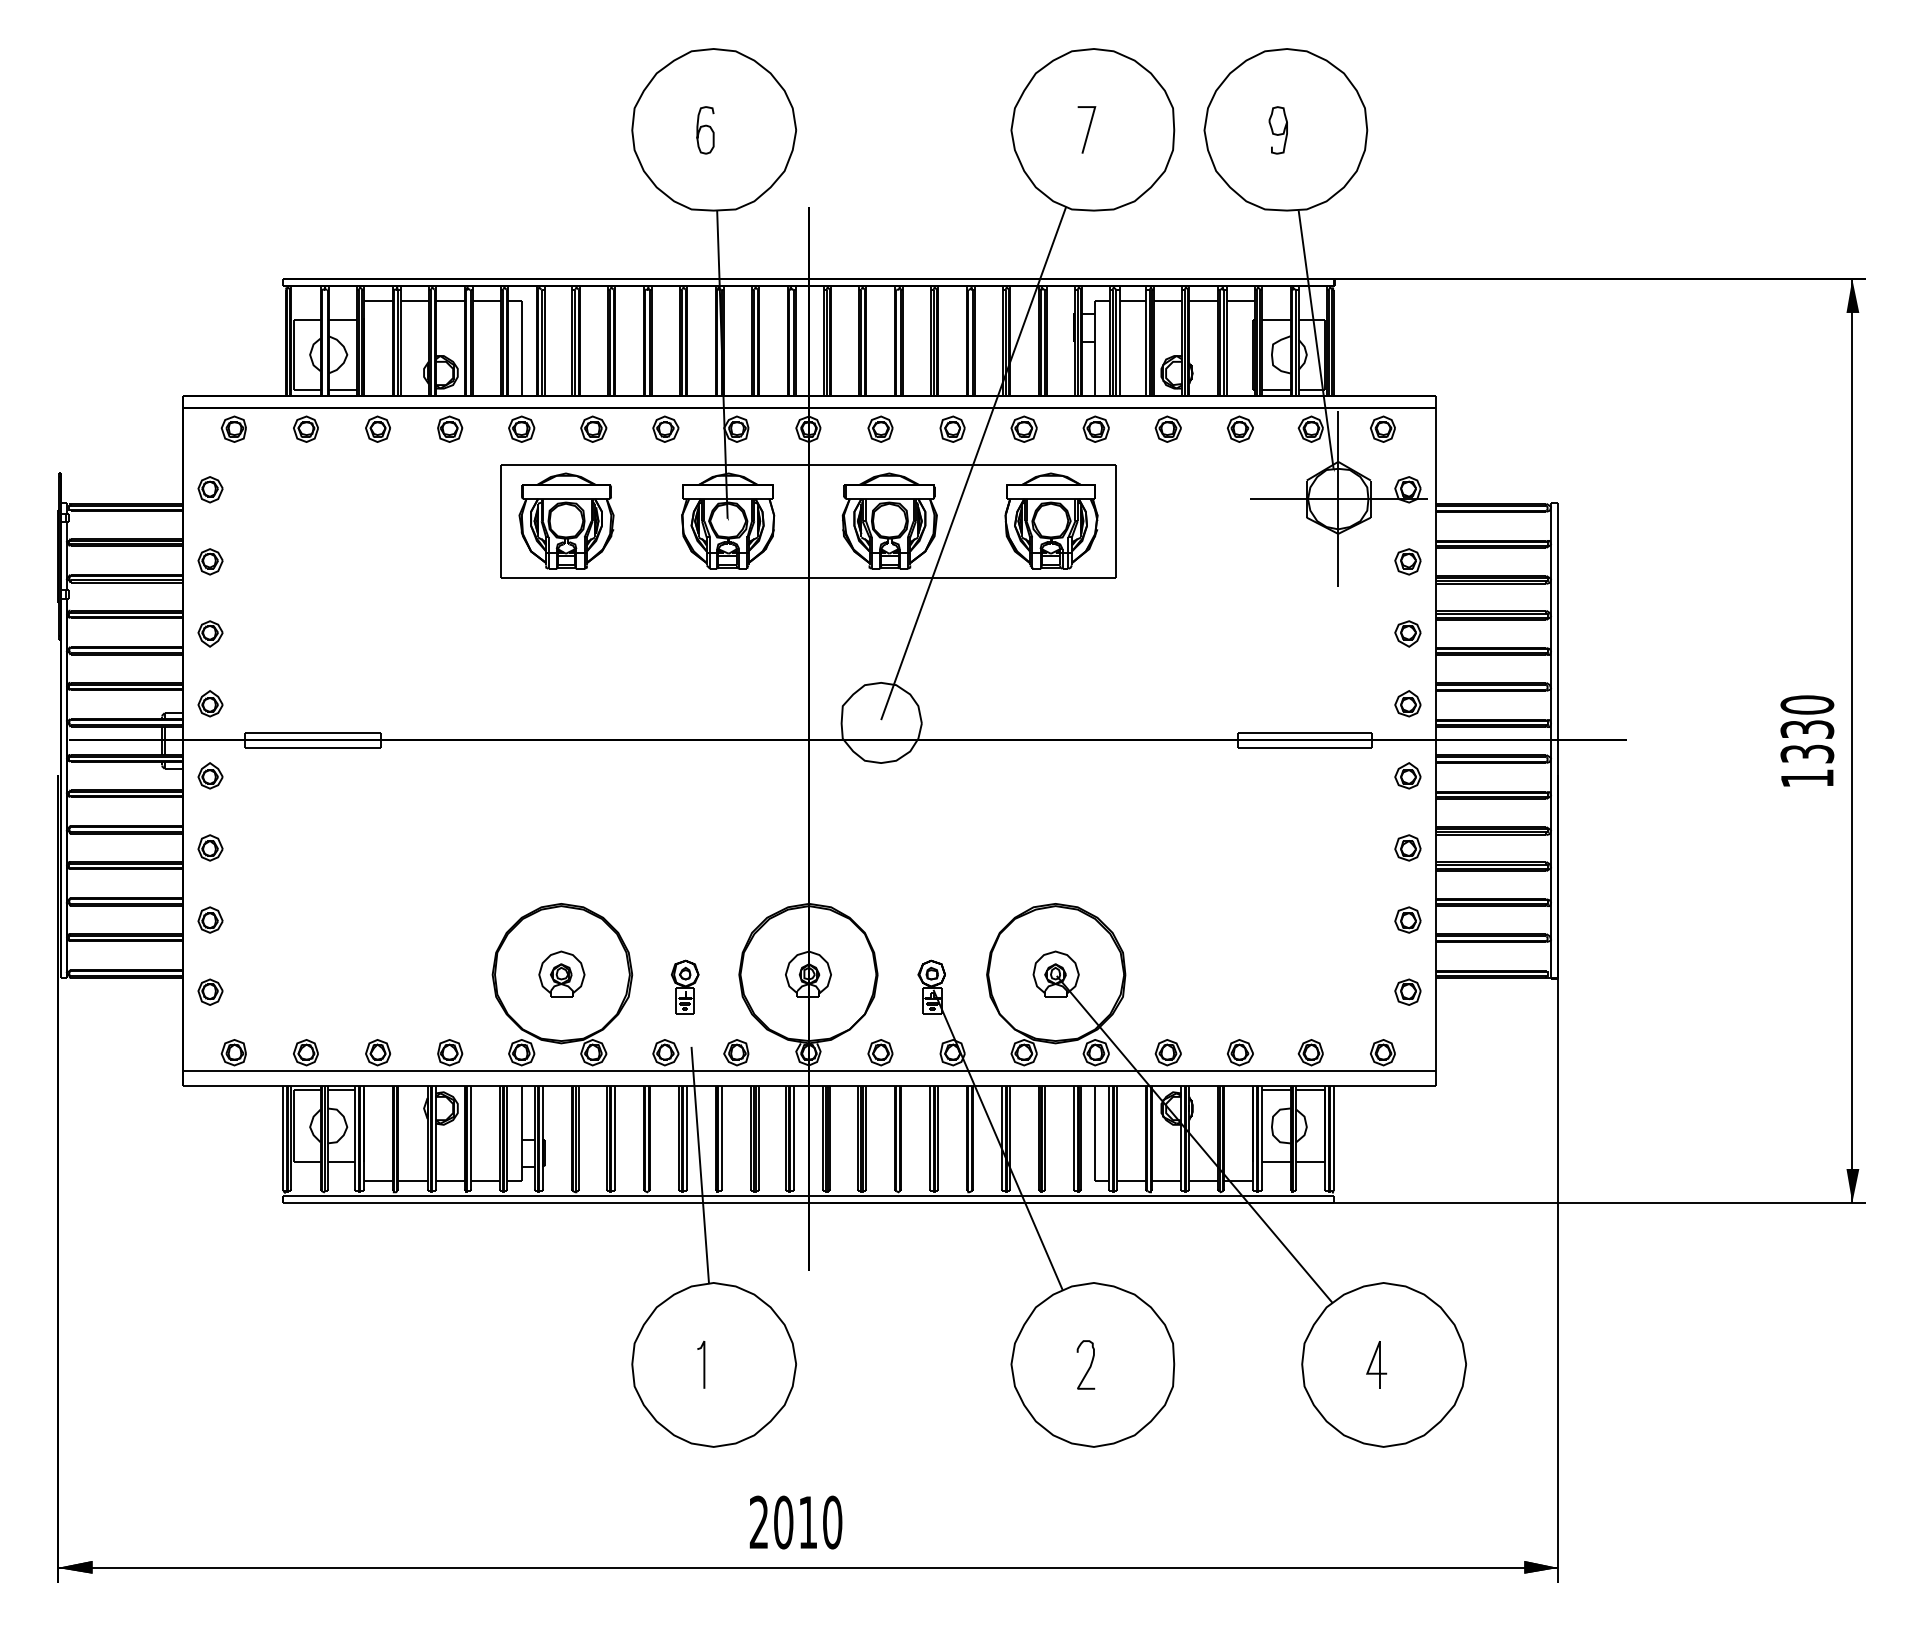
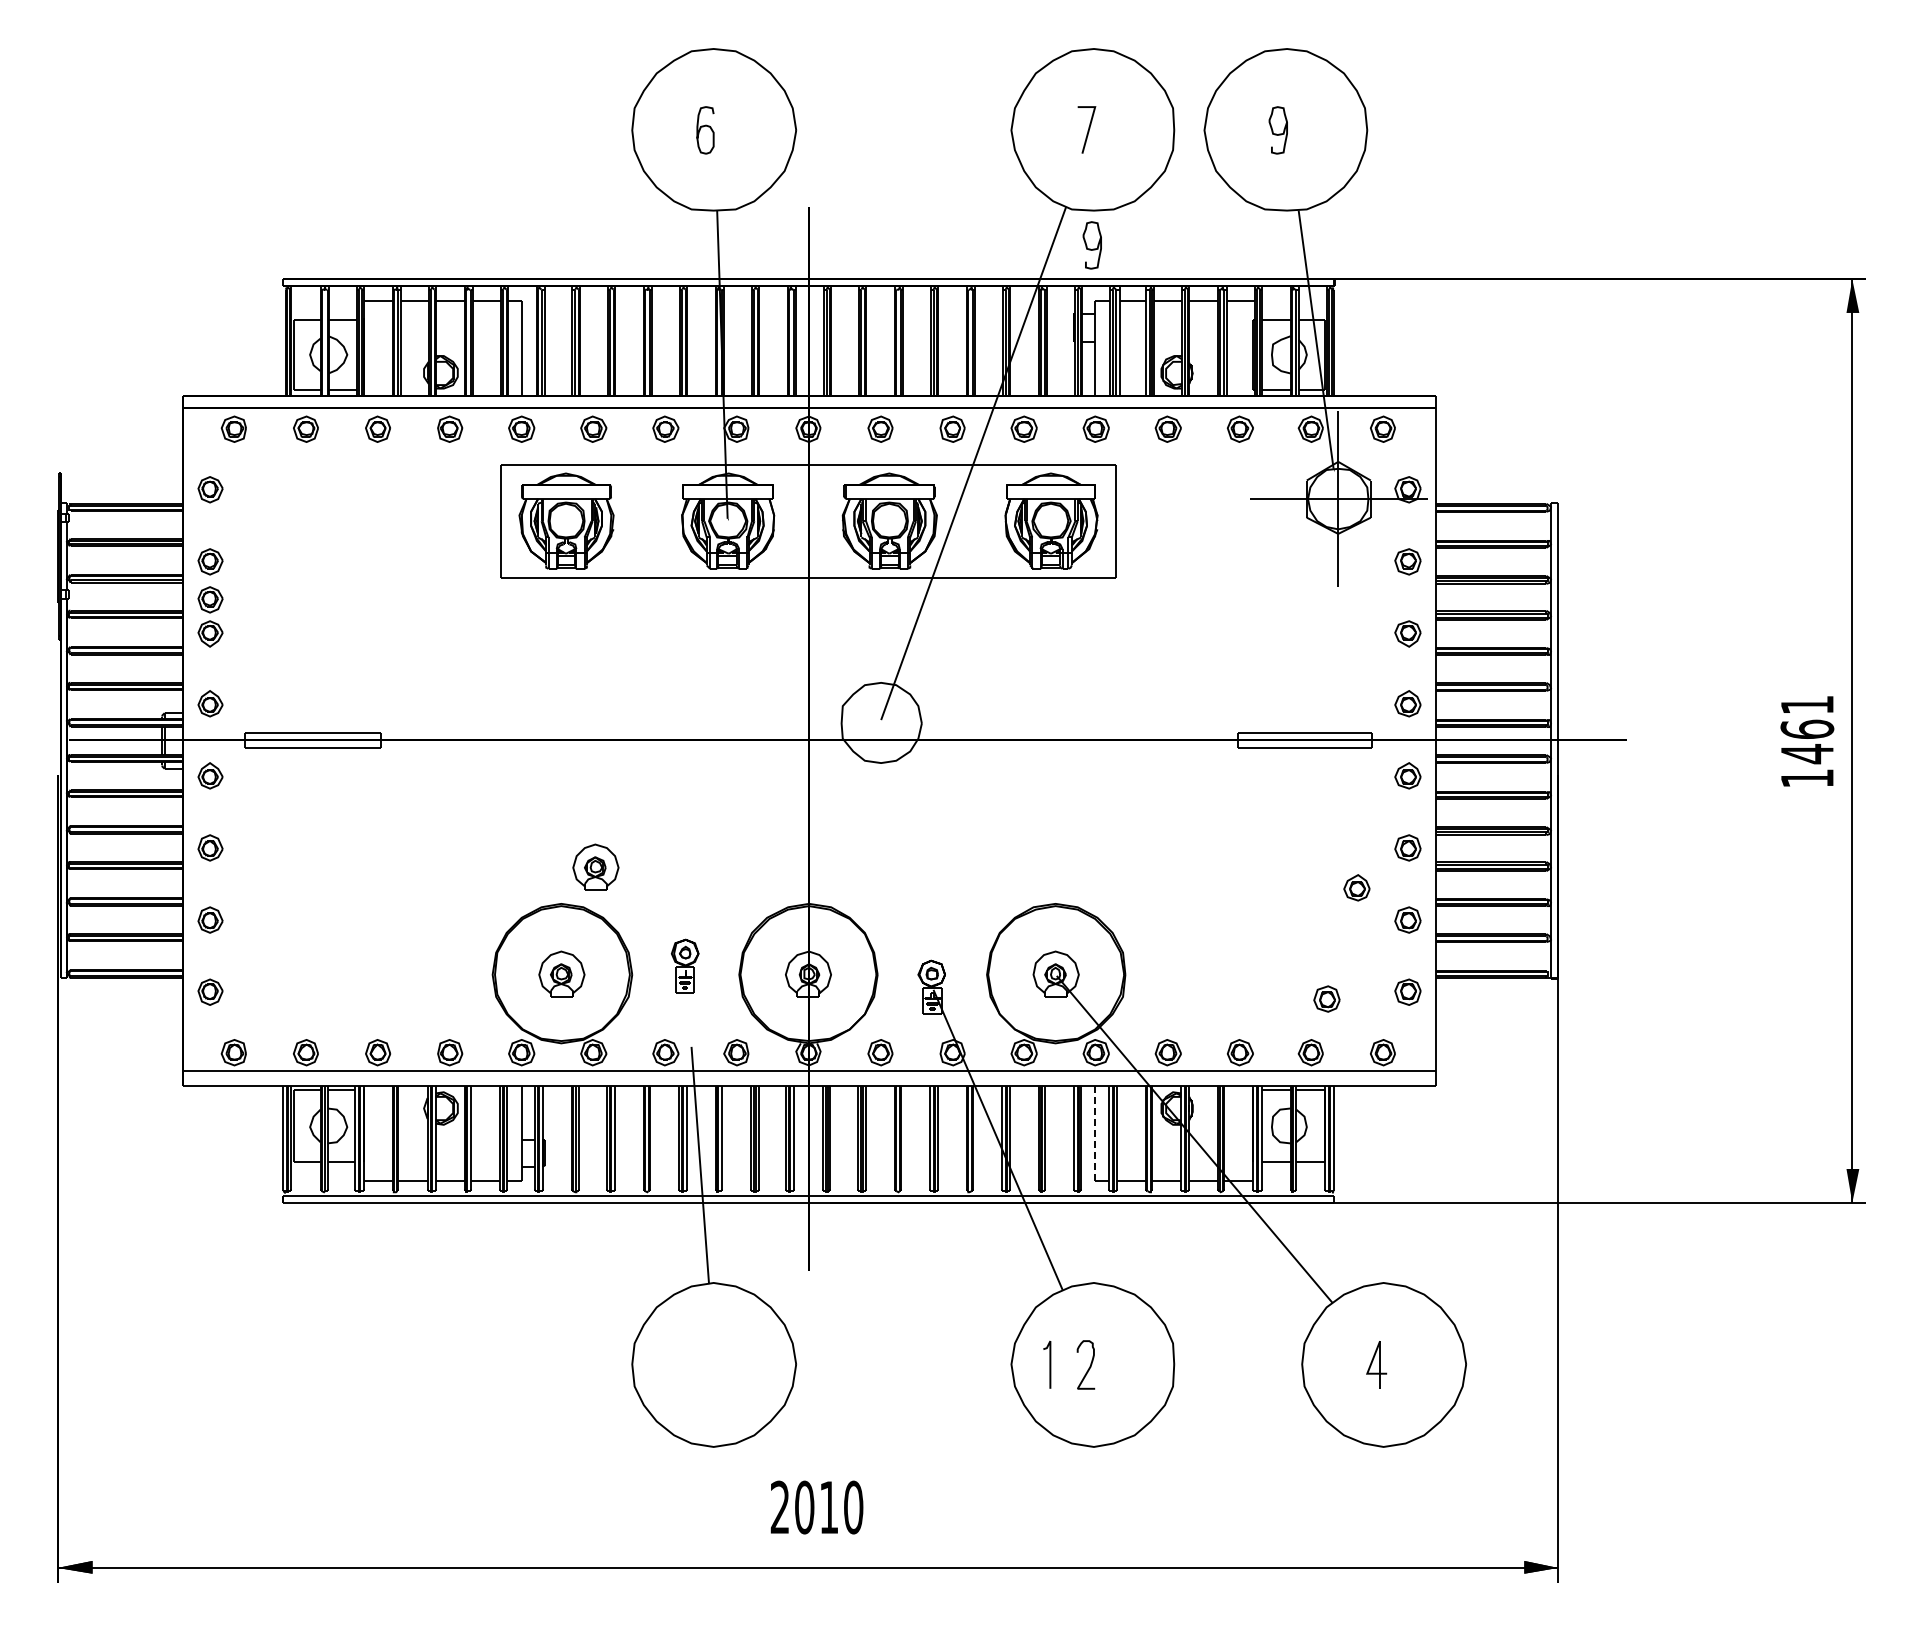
curve: none -> present (1090, 248)
part: none -> present (210, 599)
text: 1330 -> 1461 (1807, 729)
part: none -> present (595, 866)
part: none -> present (1356, 887)
part position: (685, 986) -> (685, 965) (685, 965)
part: none -> present (1326, 998)
line: solid -> dashed (1095, 1134)
line position: (703, 1364) -> (1049, 1364) (1049, 1364)
text position: (795, 1522) -> (816, 1507) (816, 1507)
